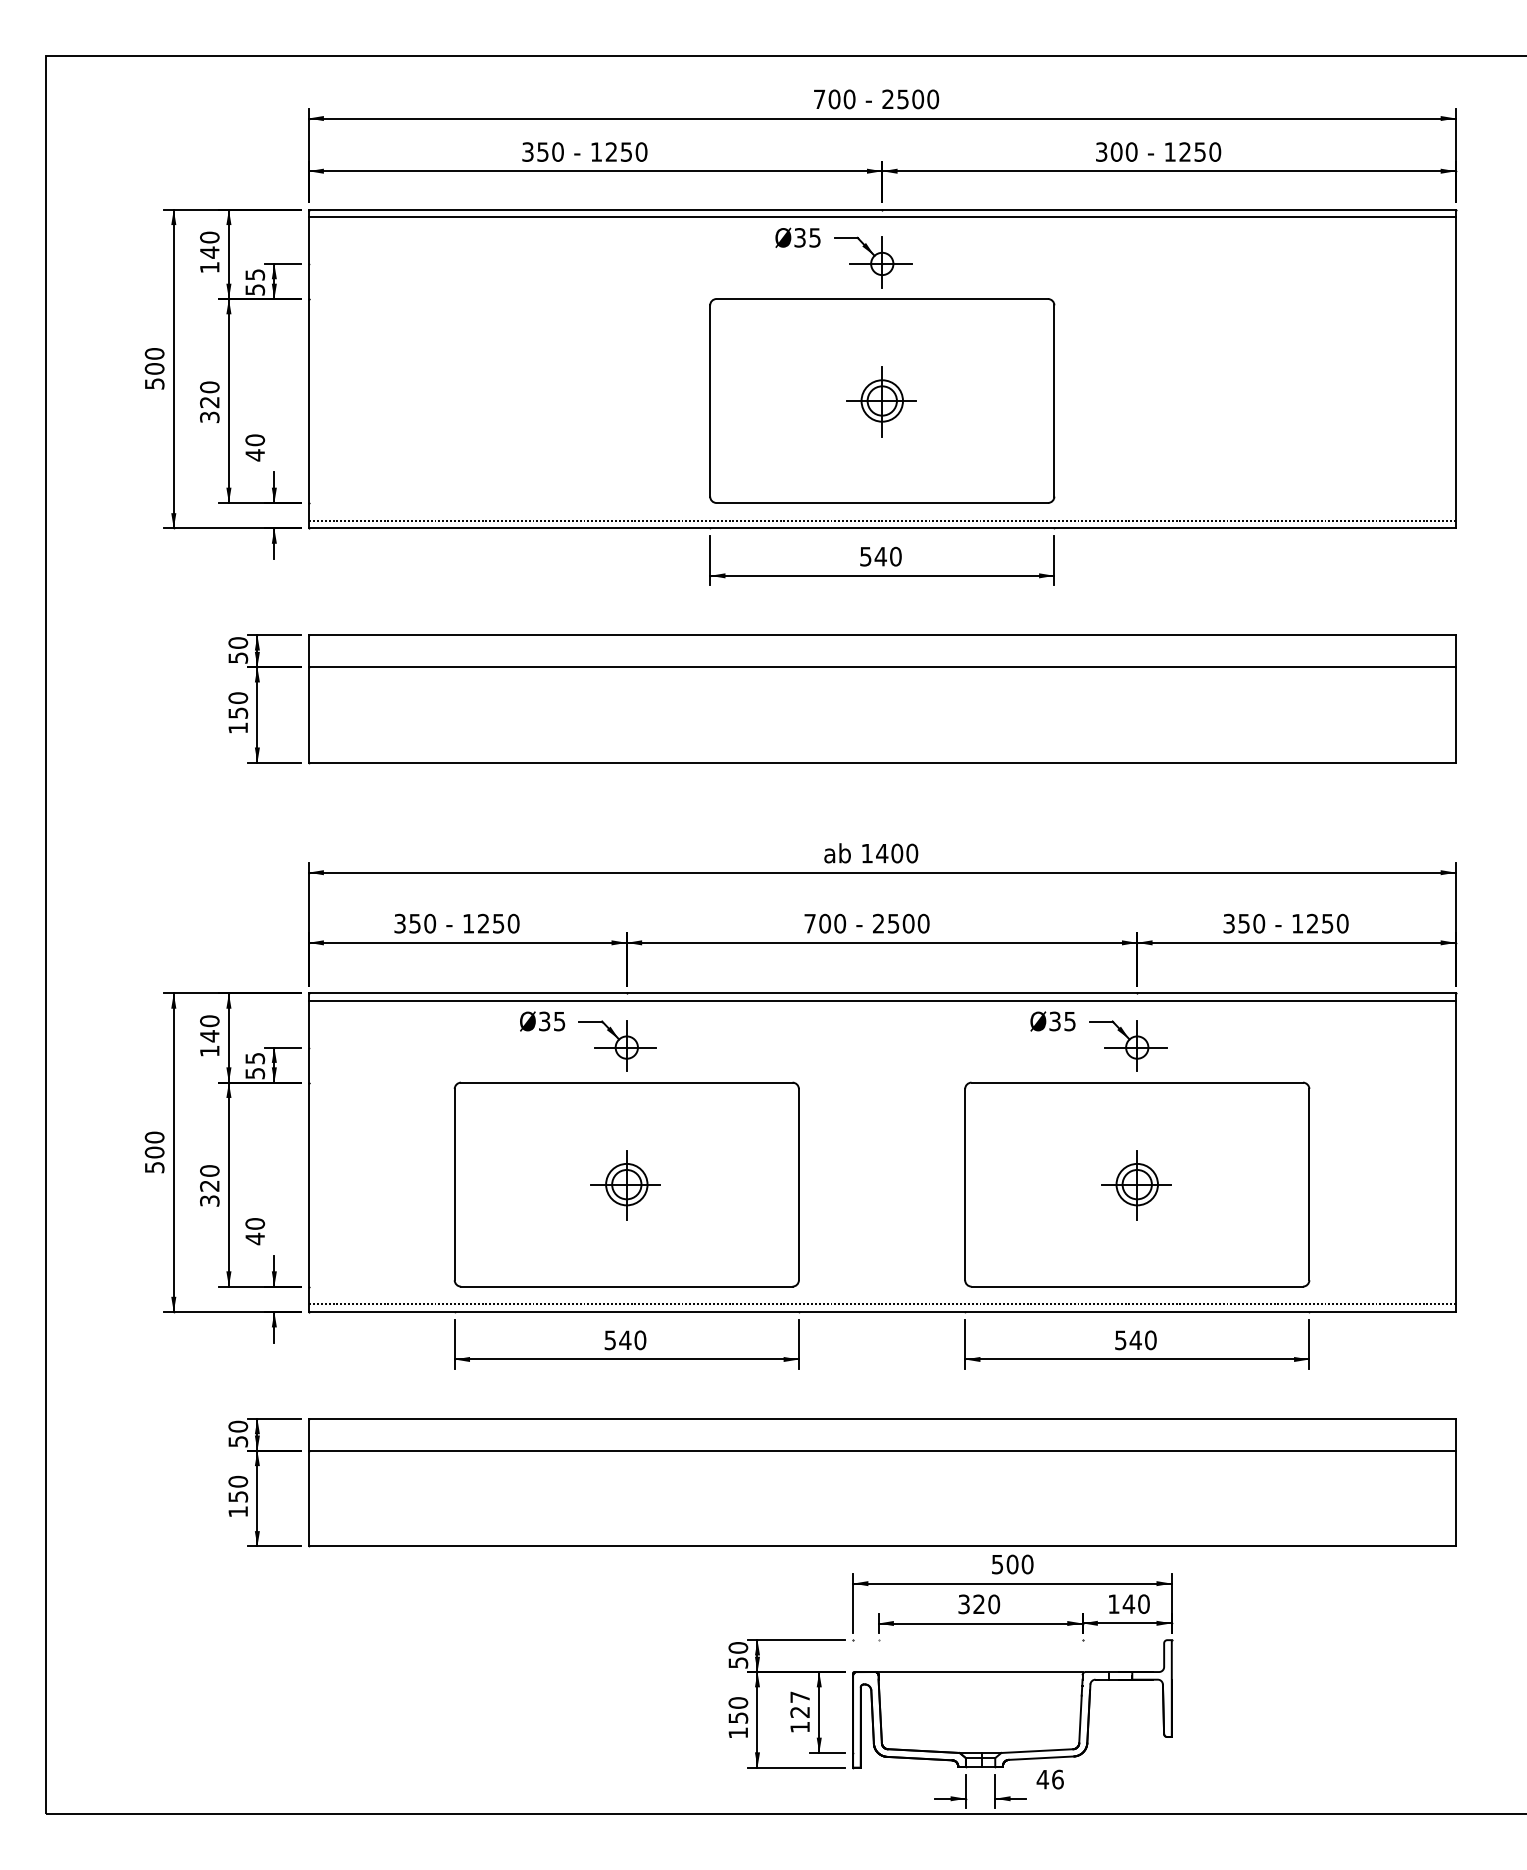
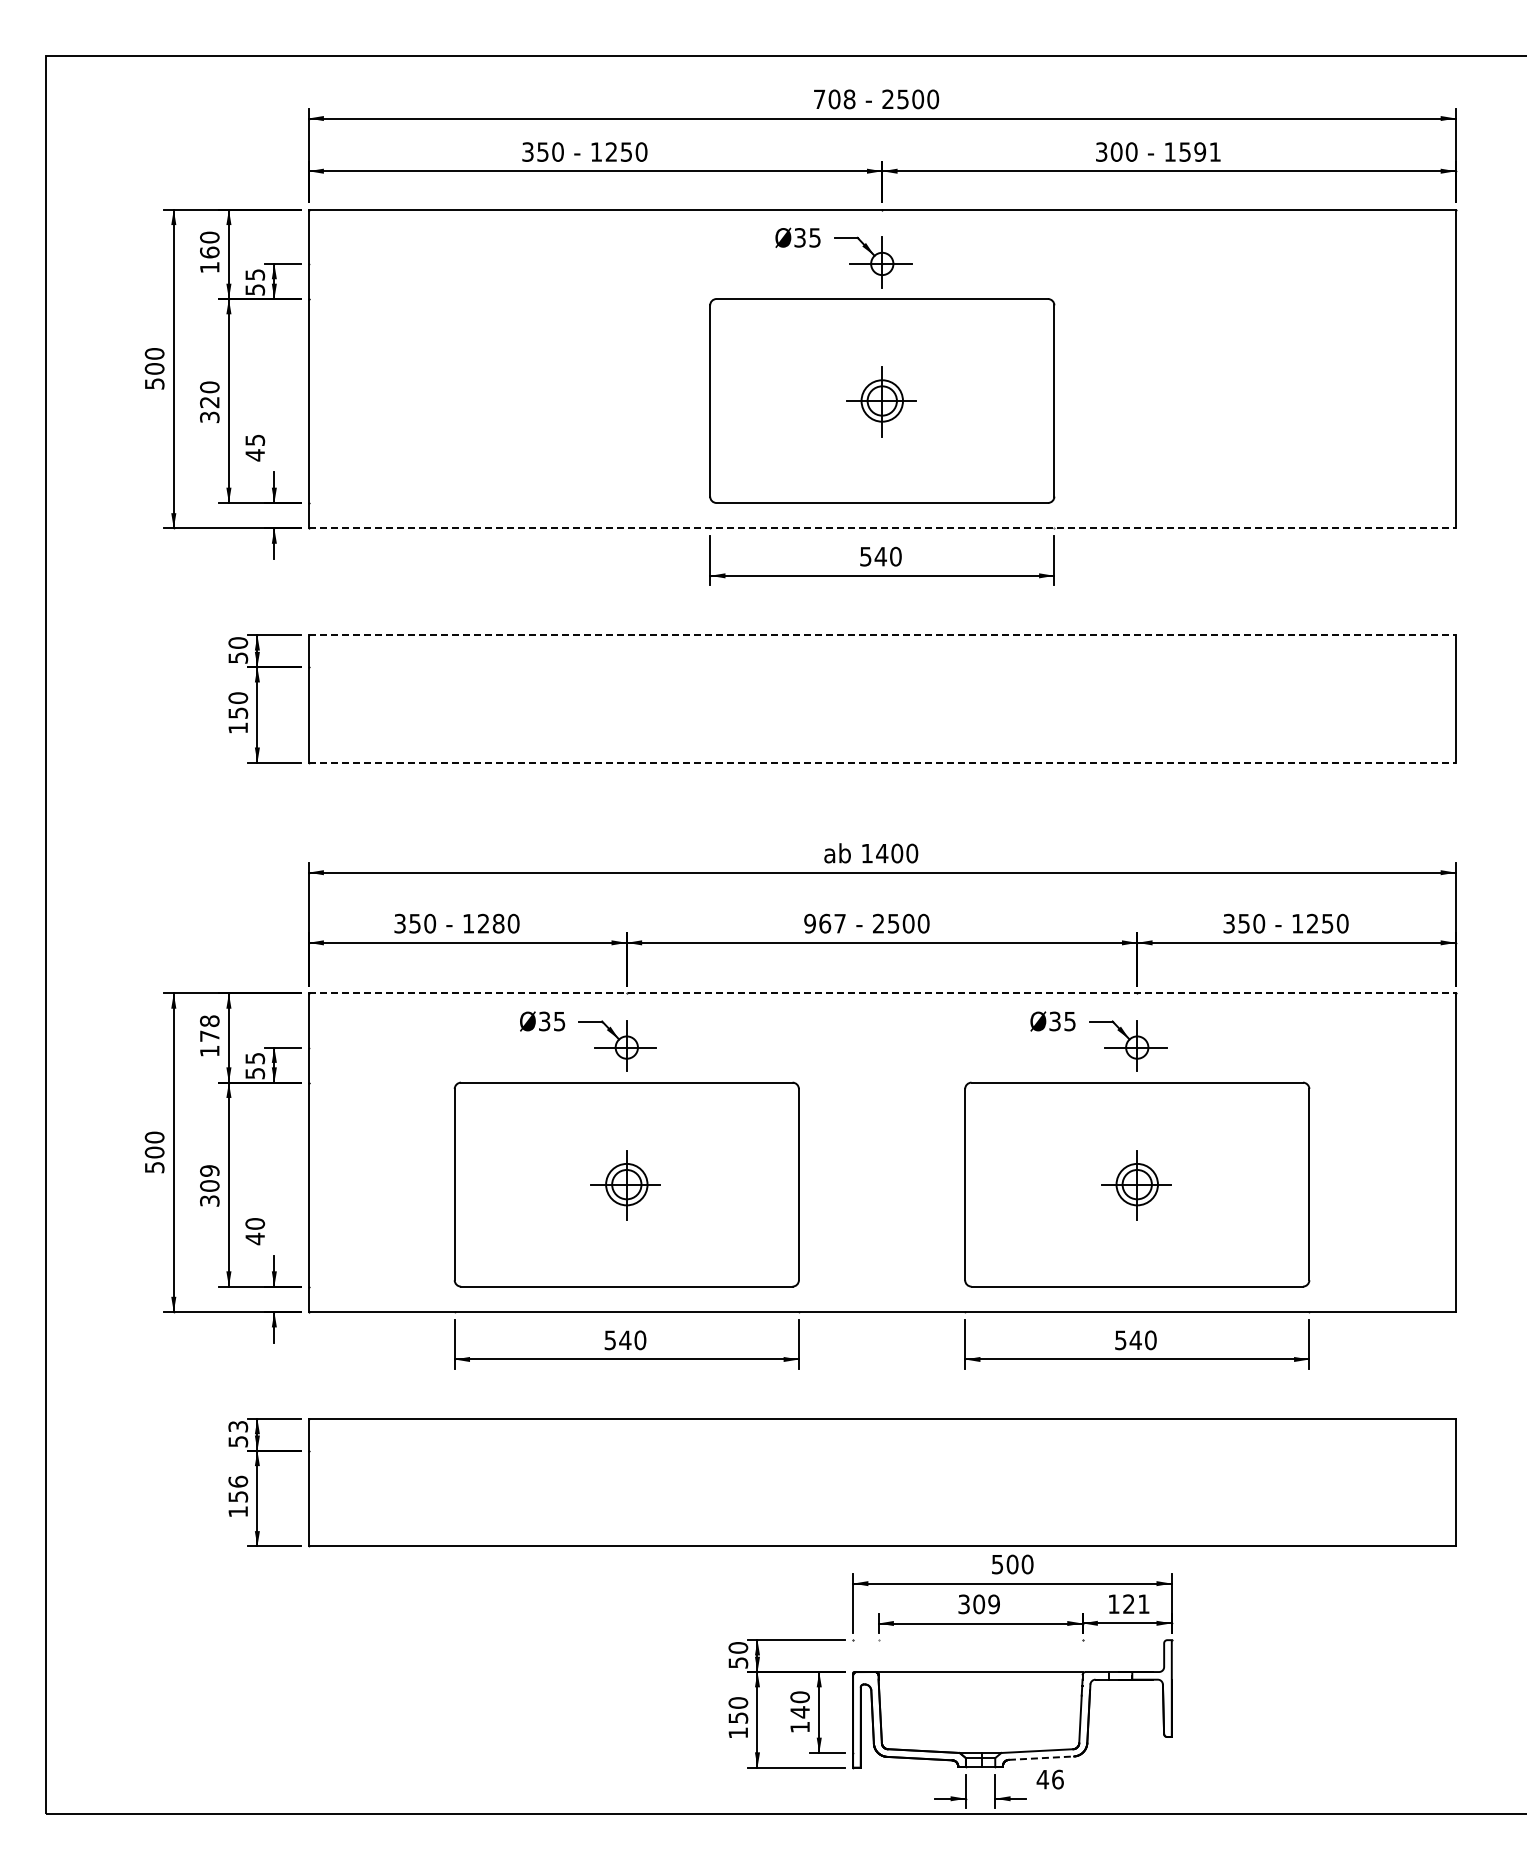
text: 700 -> 708 (849, 98)
text: 1250 -> 1591 (1200, 151)
line: present -> none (881, 217)
text: 140 -> 160 (209, 252)
text: 40 -> 45 (255, 440)
line: present -> none (881, 520)
line: solid -> dashed (882, 528)
line: solid -> dashed (882, 635)
line: present -> none (881, 667)
line: solid -> dashed (882, 762)
text: 1250 -> 1280 (498, 923)
text: 700 -> 967 (825, 923)
line: solid -> dashed (882, 993)
line: present -> none (881, 1001)
text: 140 -> 178 (209, 1028)
text: 320 -> 309 (209, 1178)
line: present -> none (881, 1304)
text: 50 -> 53 (238, 1426)
line: present -> none (881, 1450)
text: 150 -> 156 (237, 1481)
text: 140 -> 121 (1135, 1603)
text: 320 -> 309 (986, 1604)
text: 127 -> 140 (799, 1704)
line: solid -> dashed (1041, 1758)
